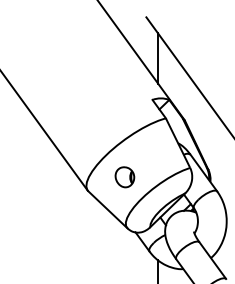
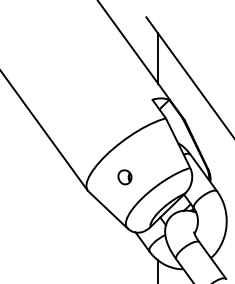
part size: 22x23 px -> 16x17 px (124, 177)
